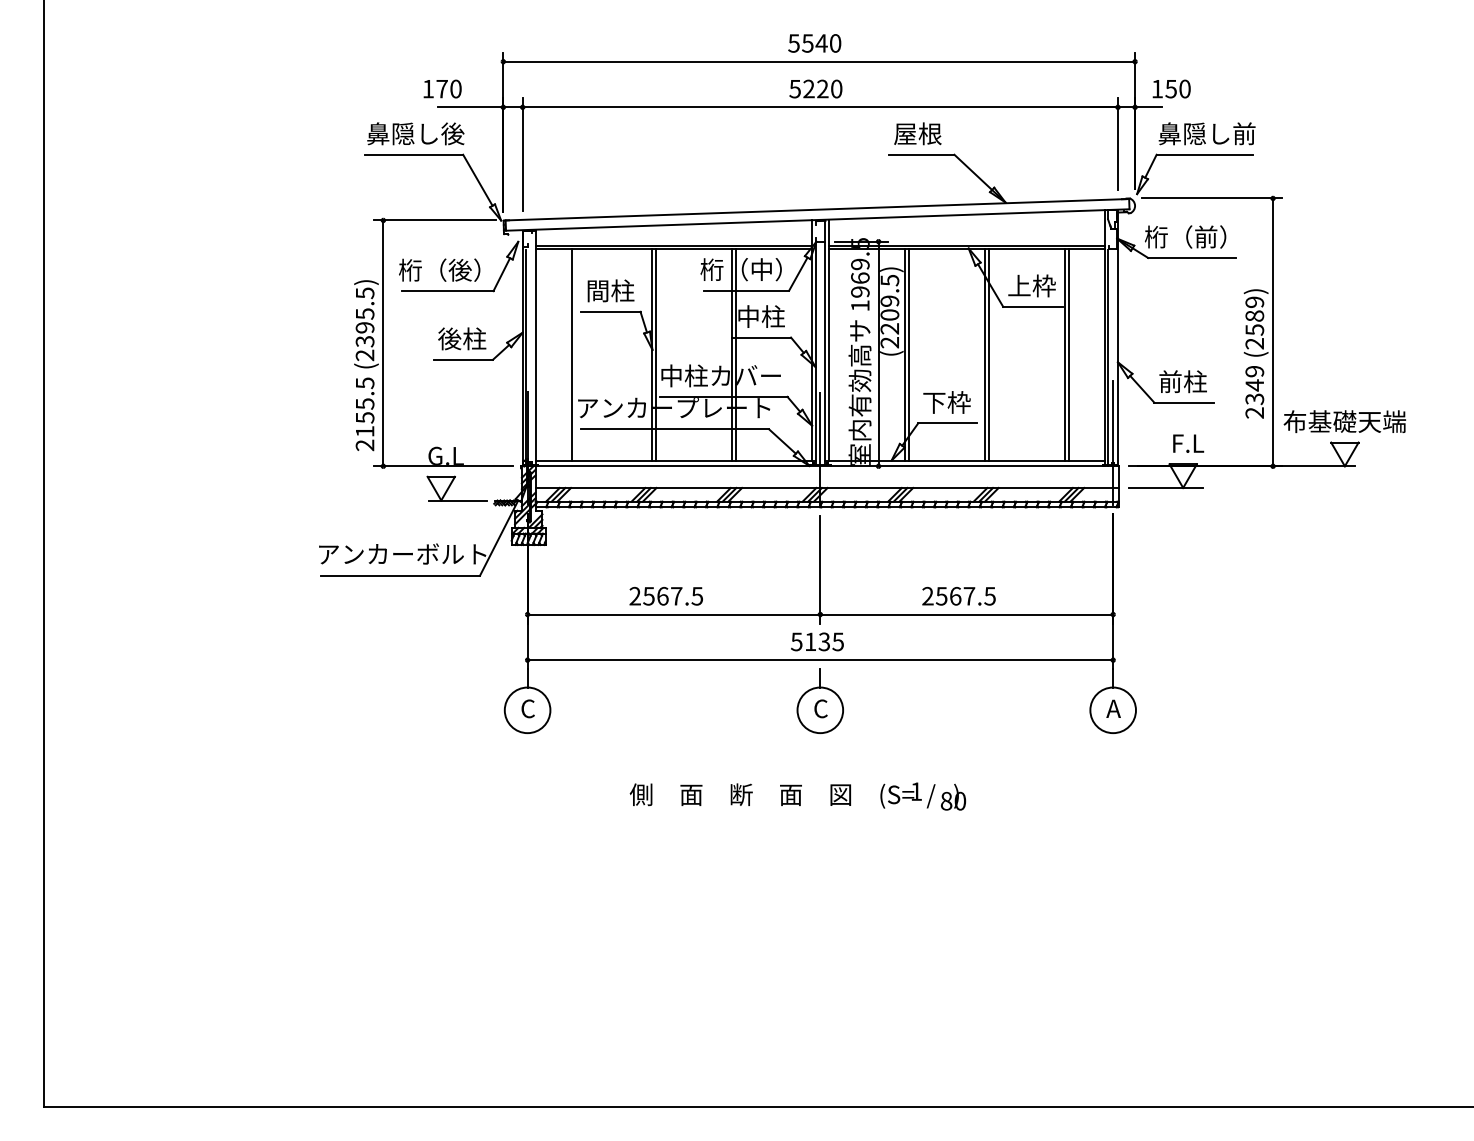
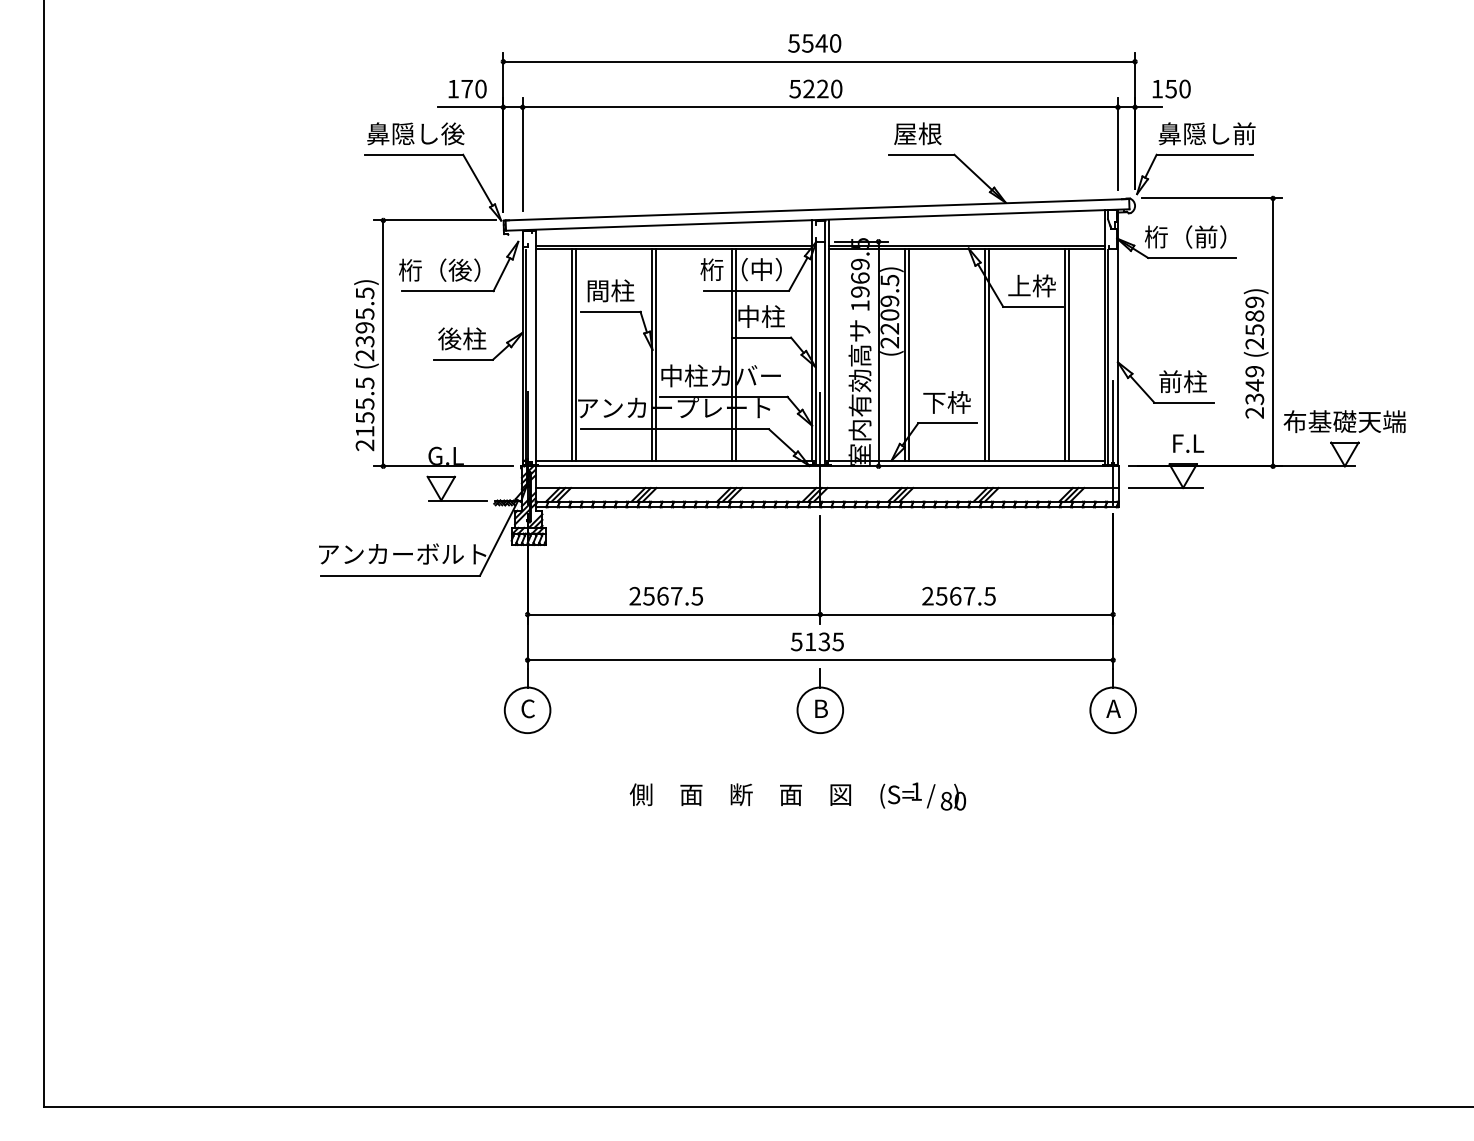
text position: (442, 88) -> (467, 88) (467, 88)
line: none -> present (576, 354)
text: C -> B (820, 708)
